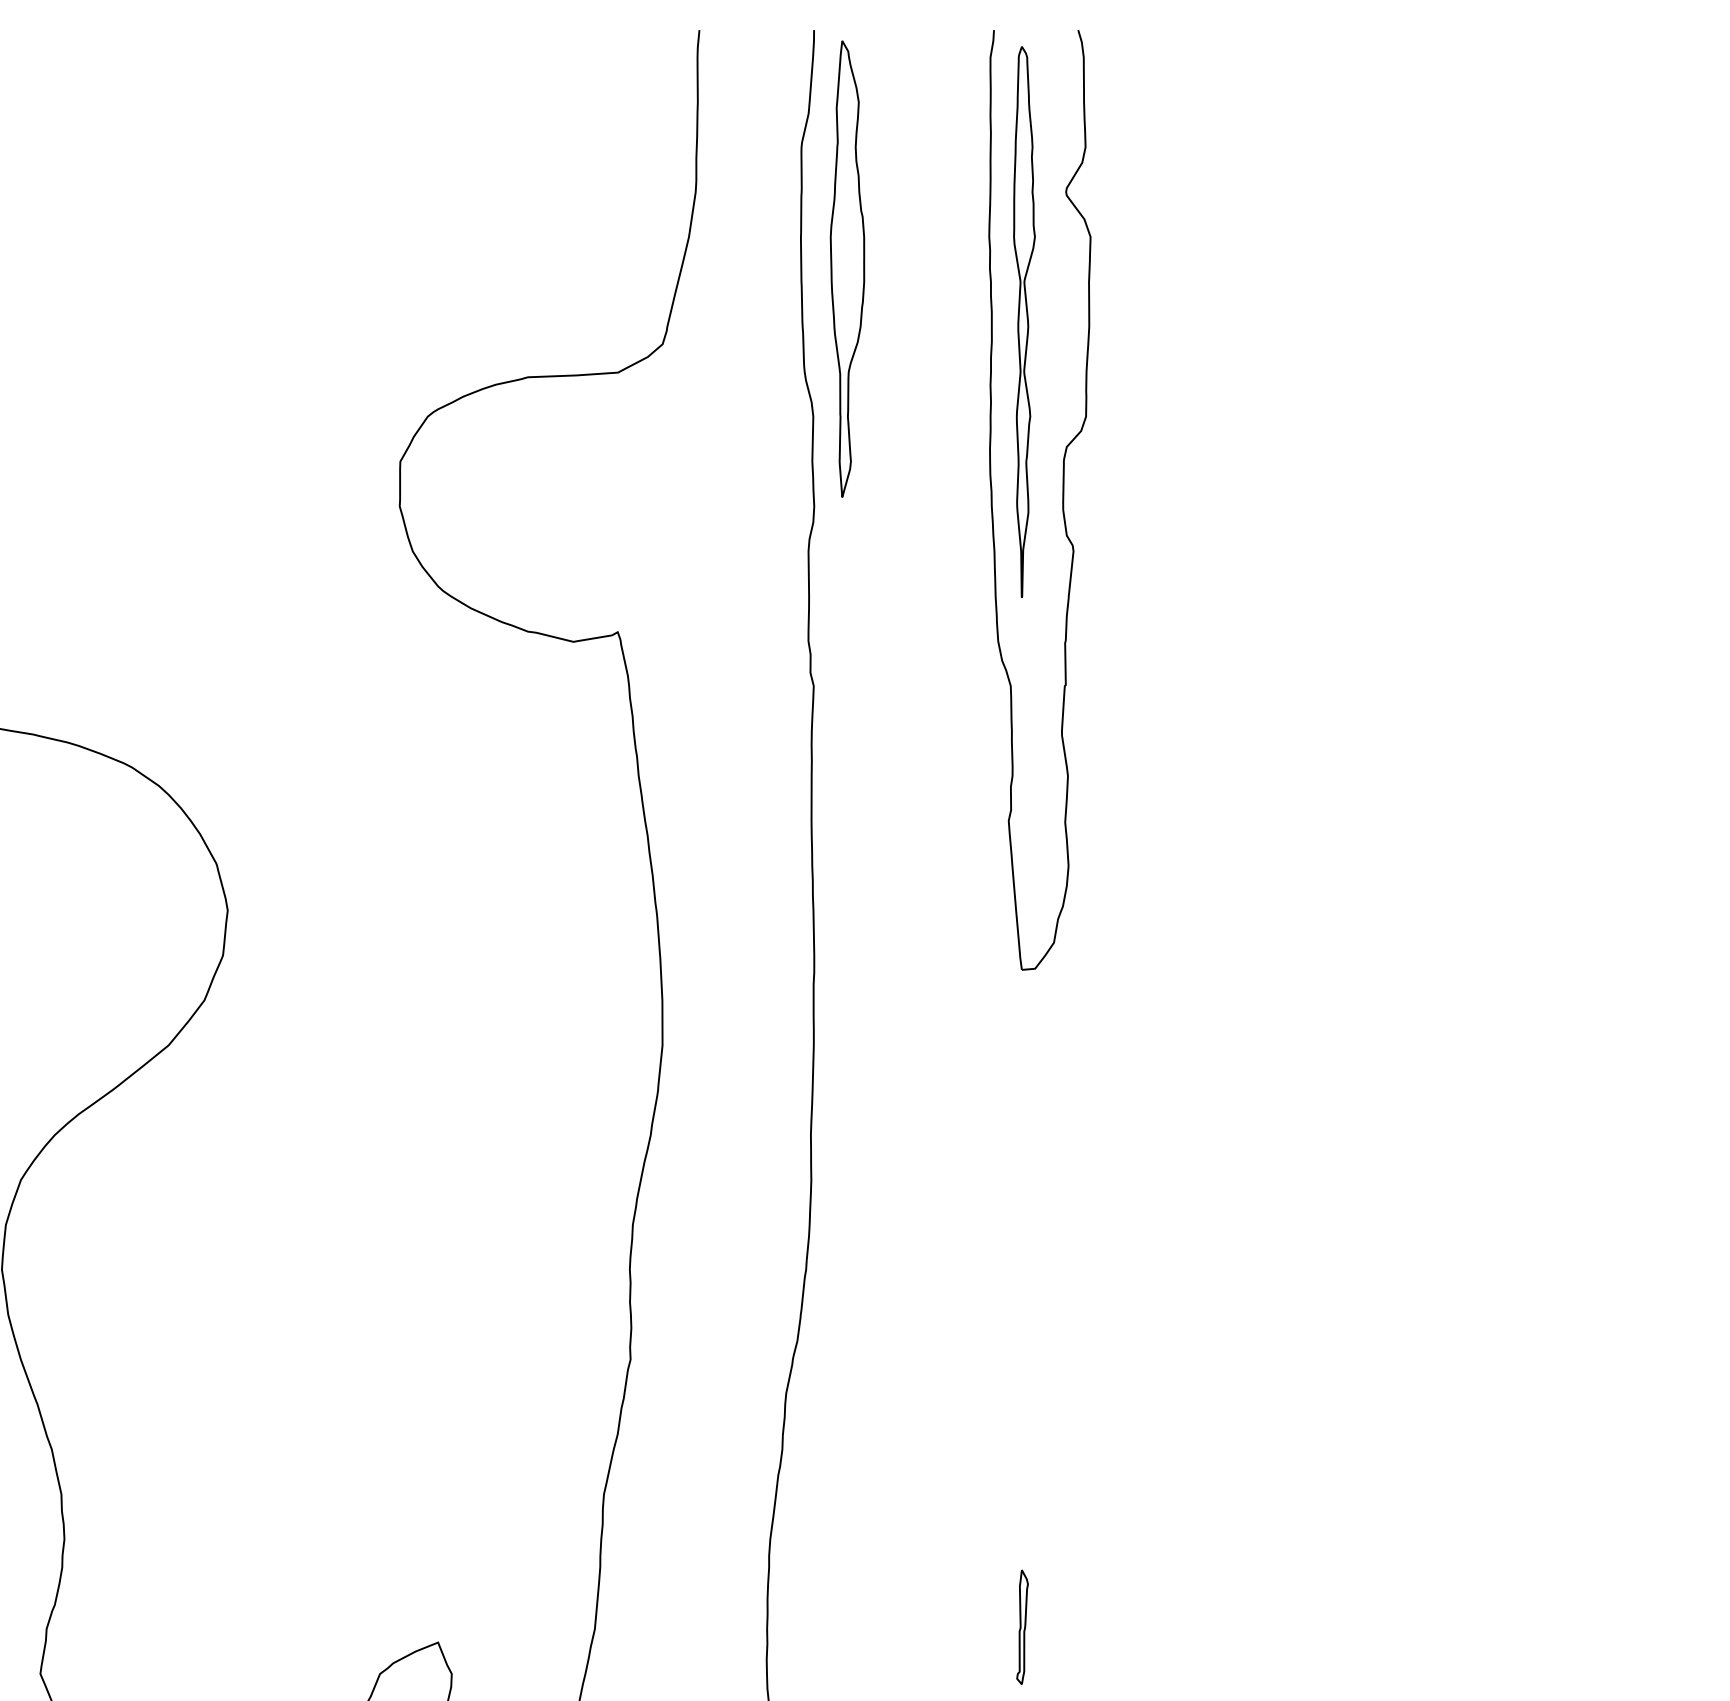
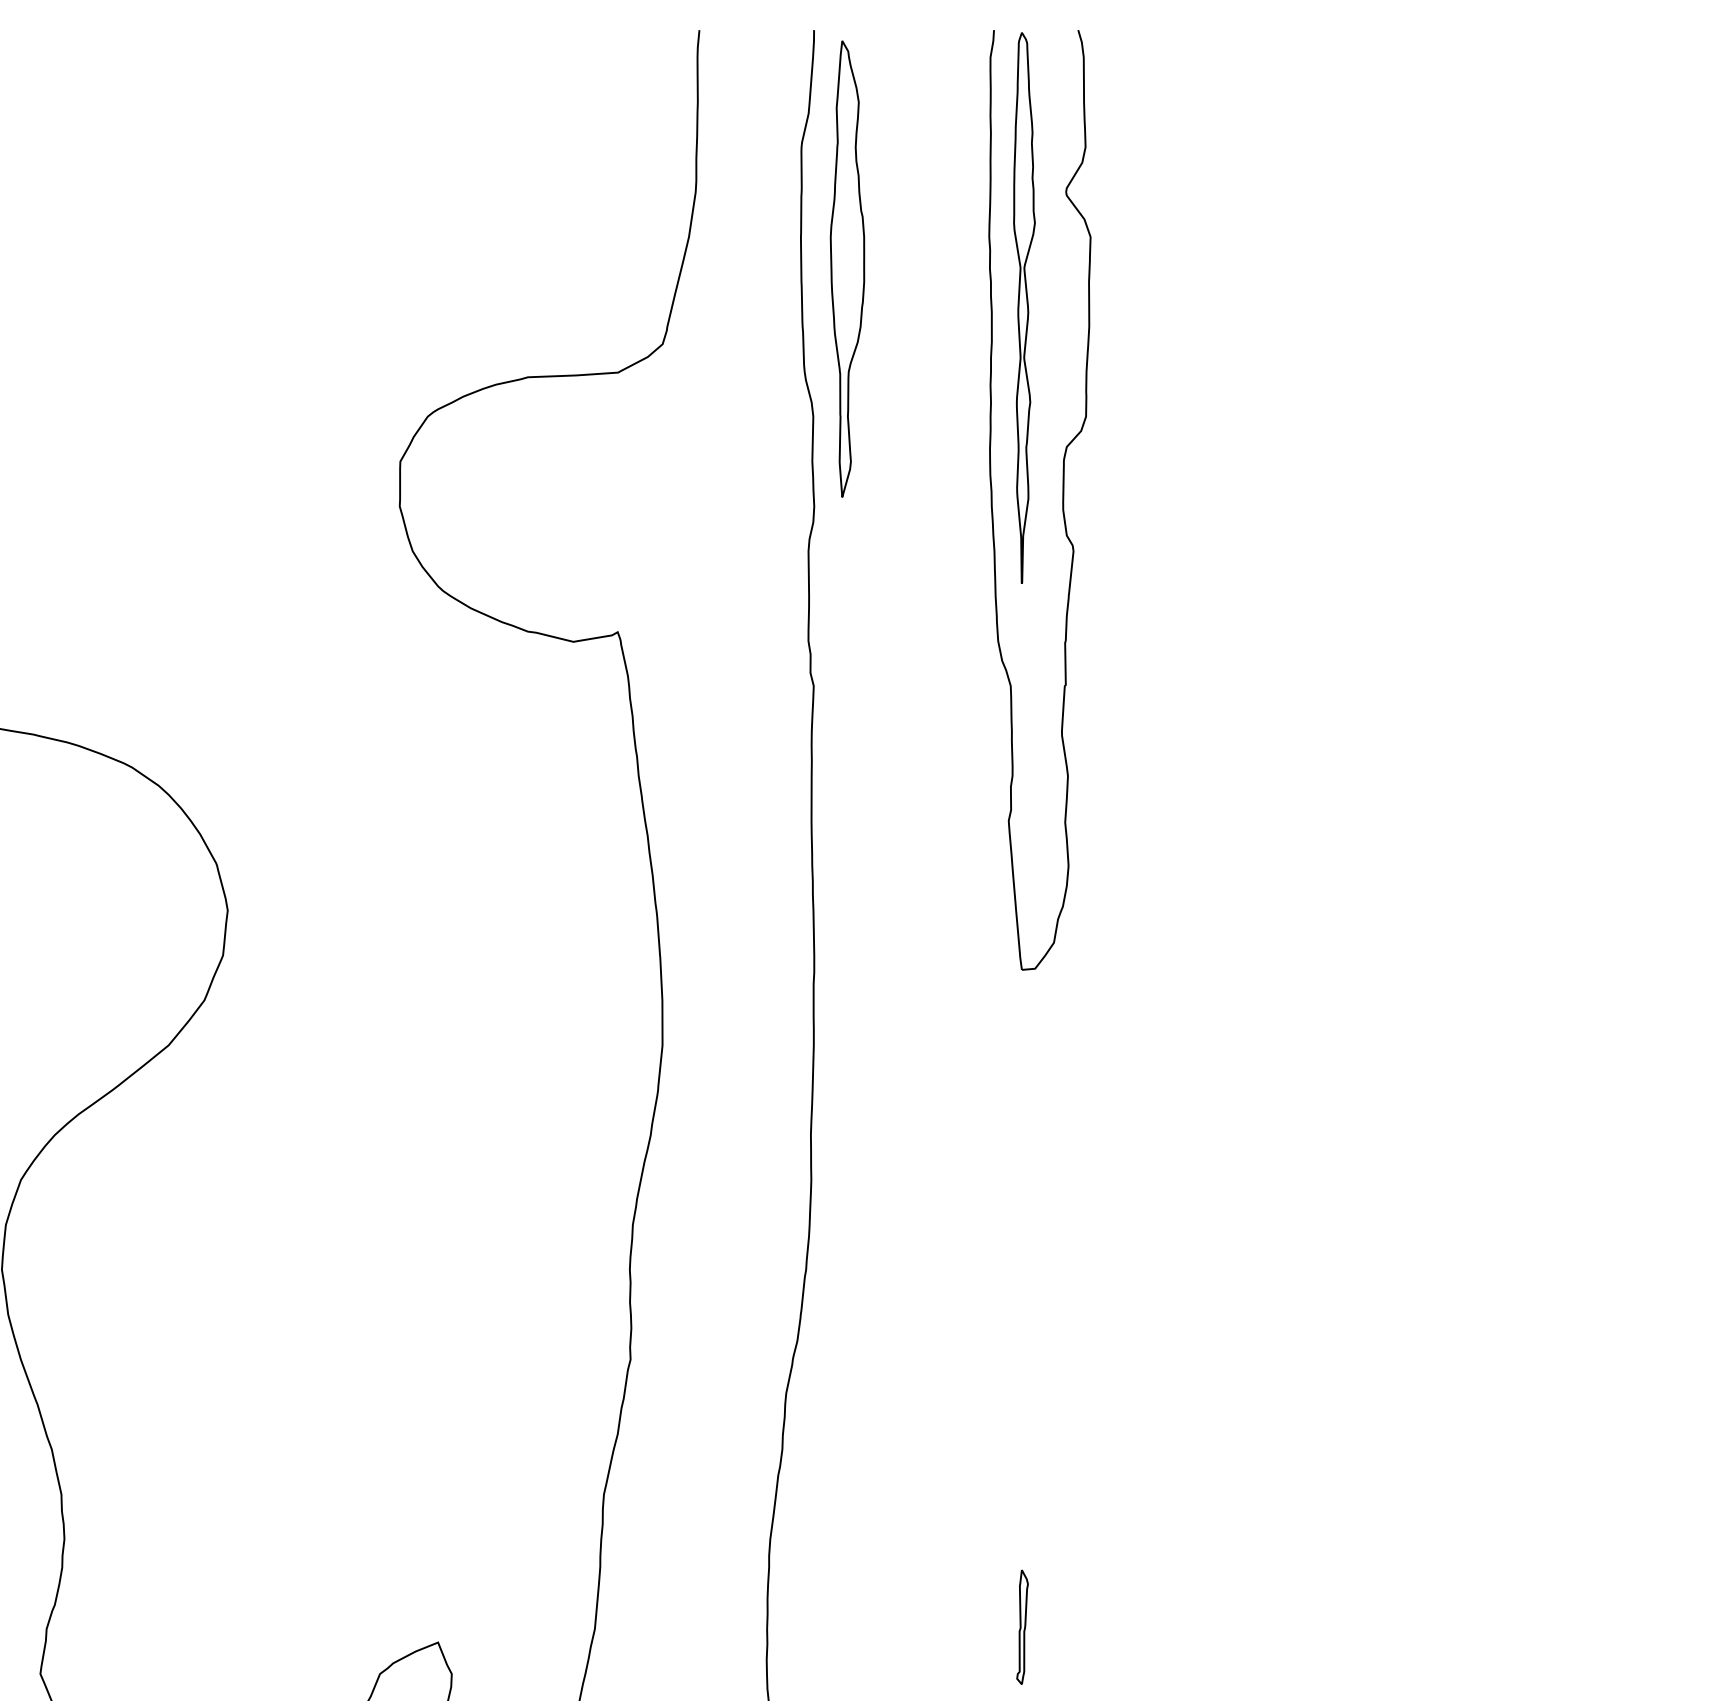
part position: (1024, 321) -> (1024, 307) (1024, 307)
